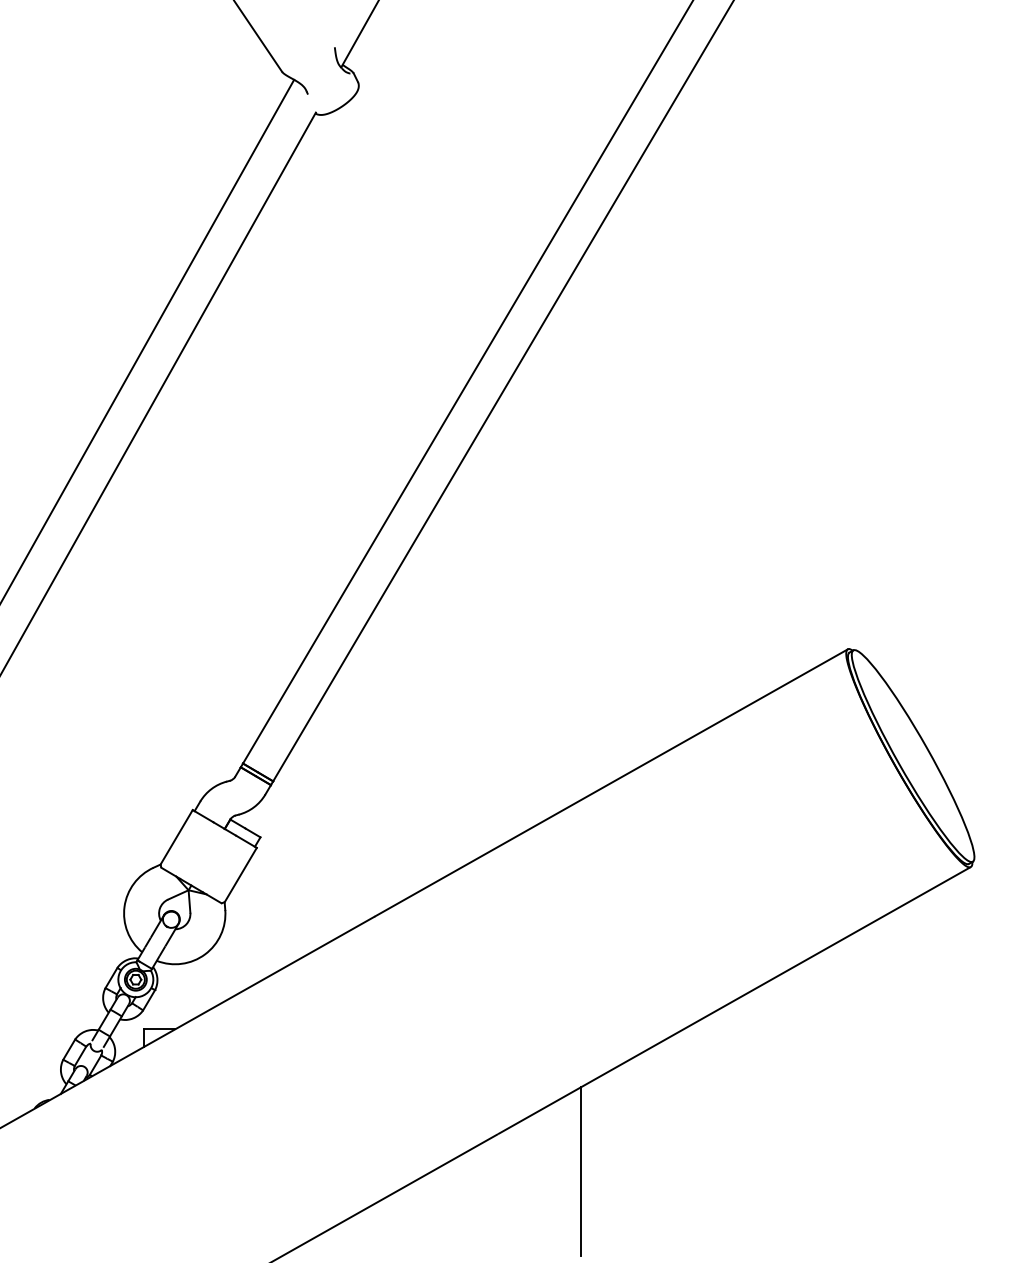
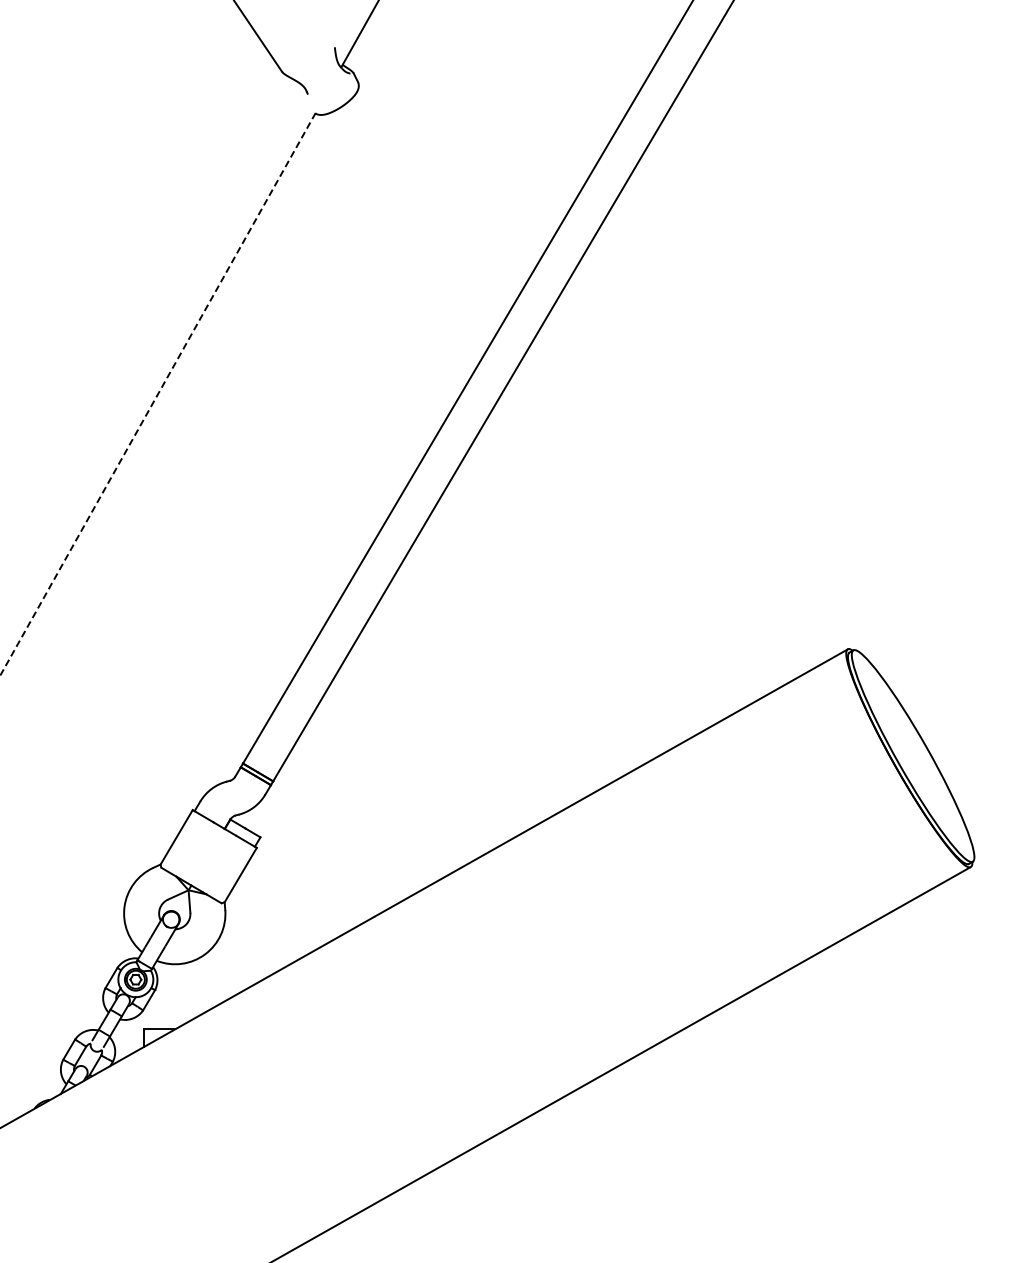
line: present -> none (148, 339)
line: solid -> dashed (158, 394)
line: present -> none (581, 1171)
